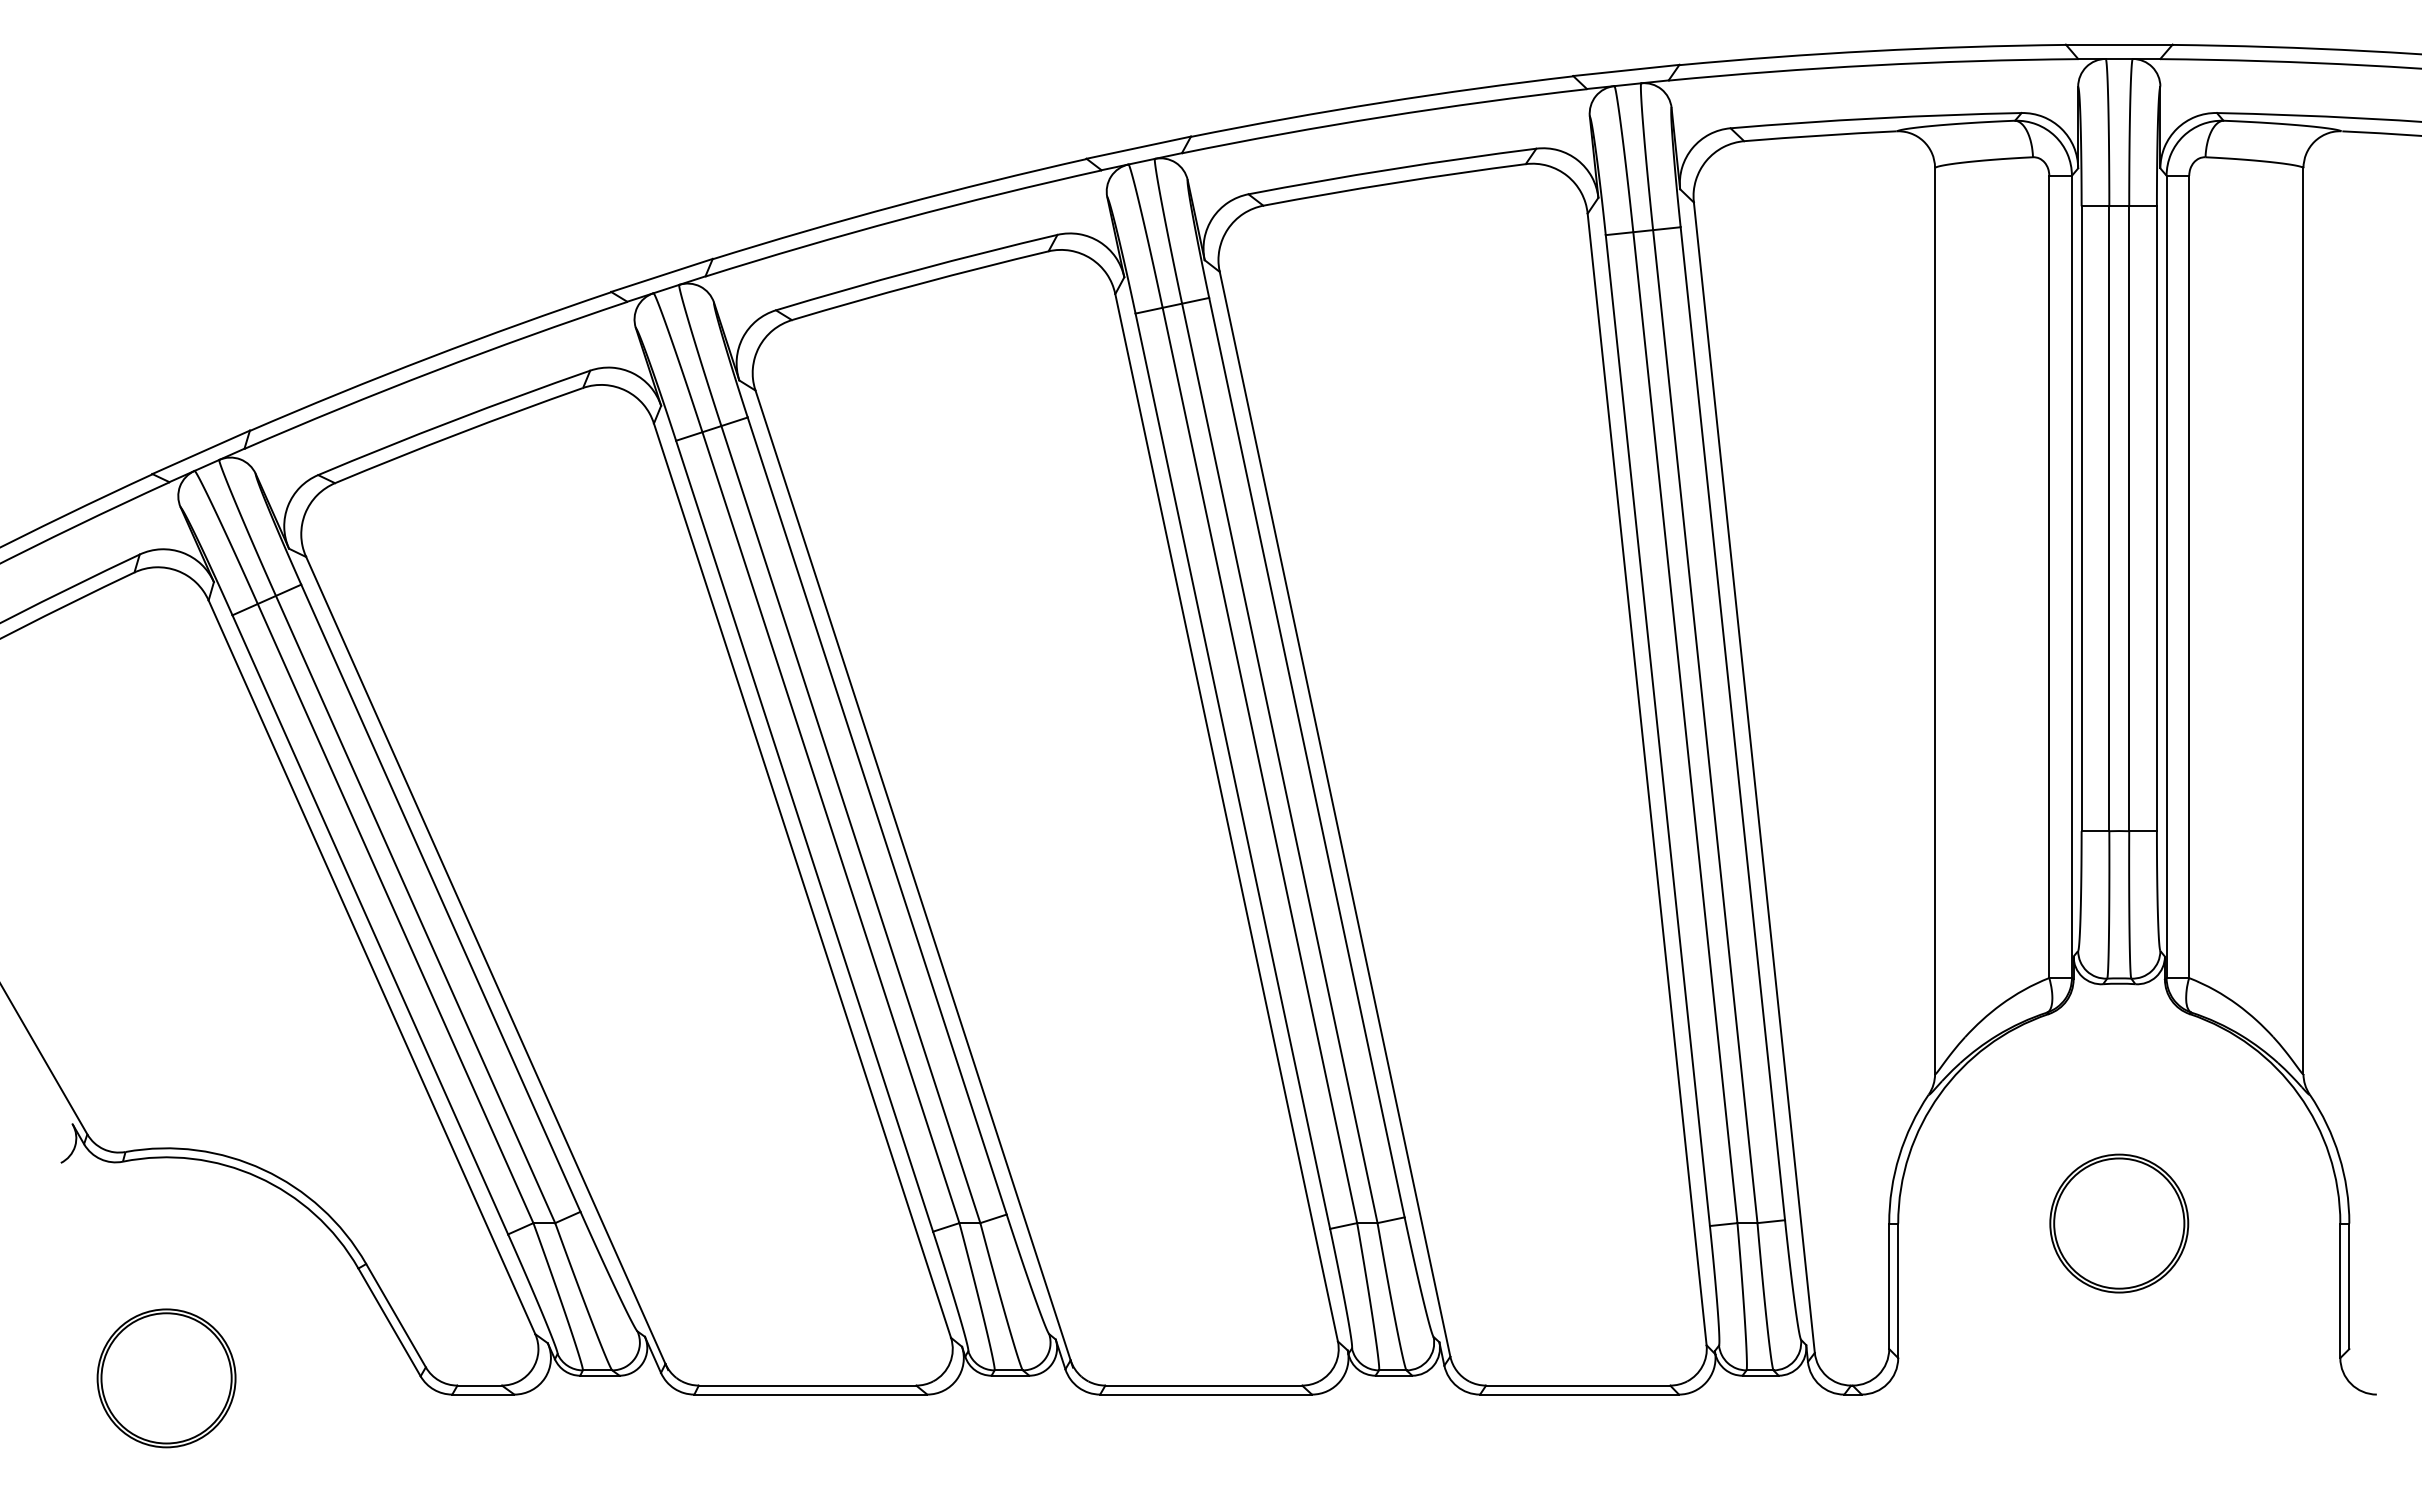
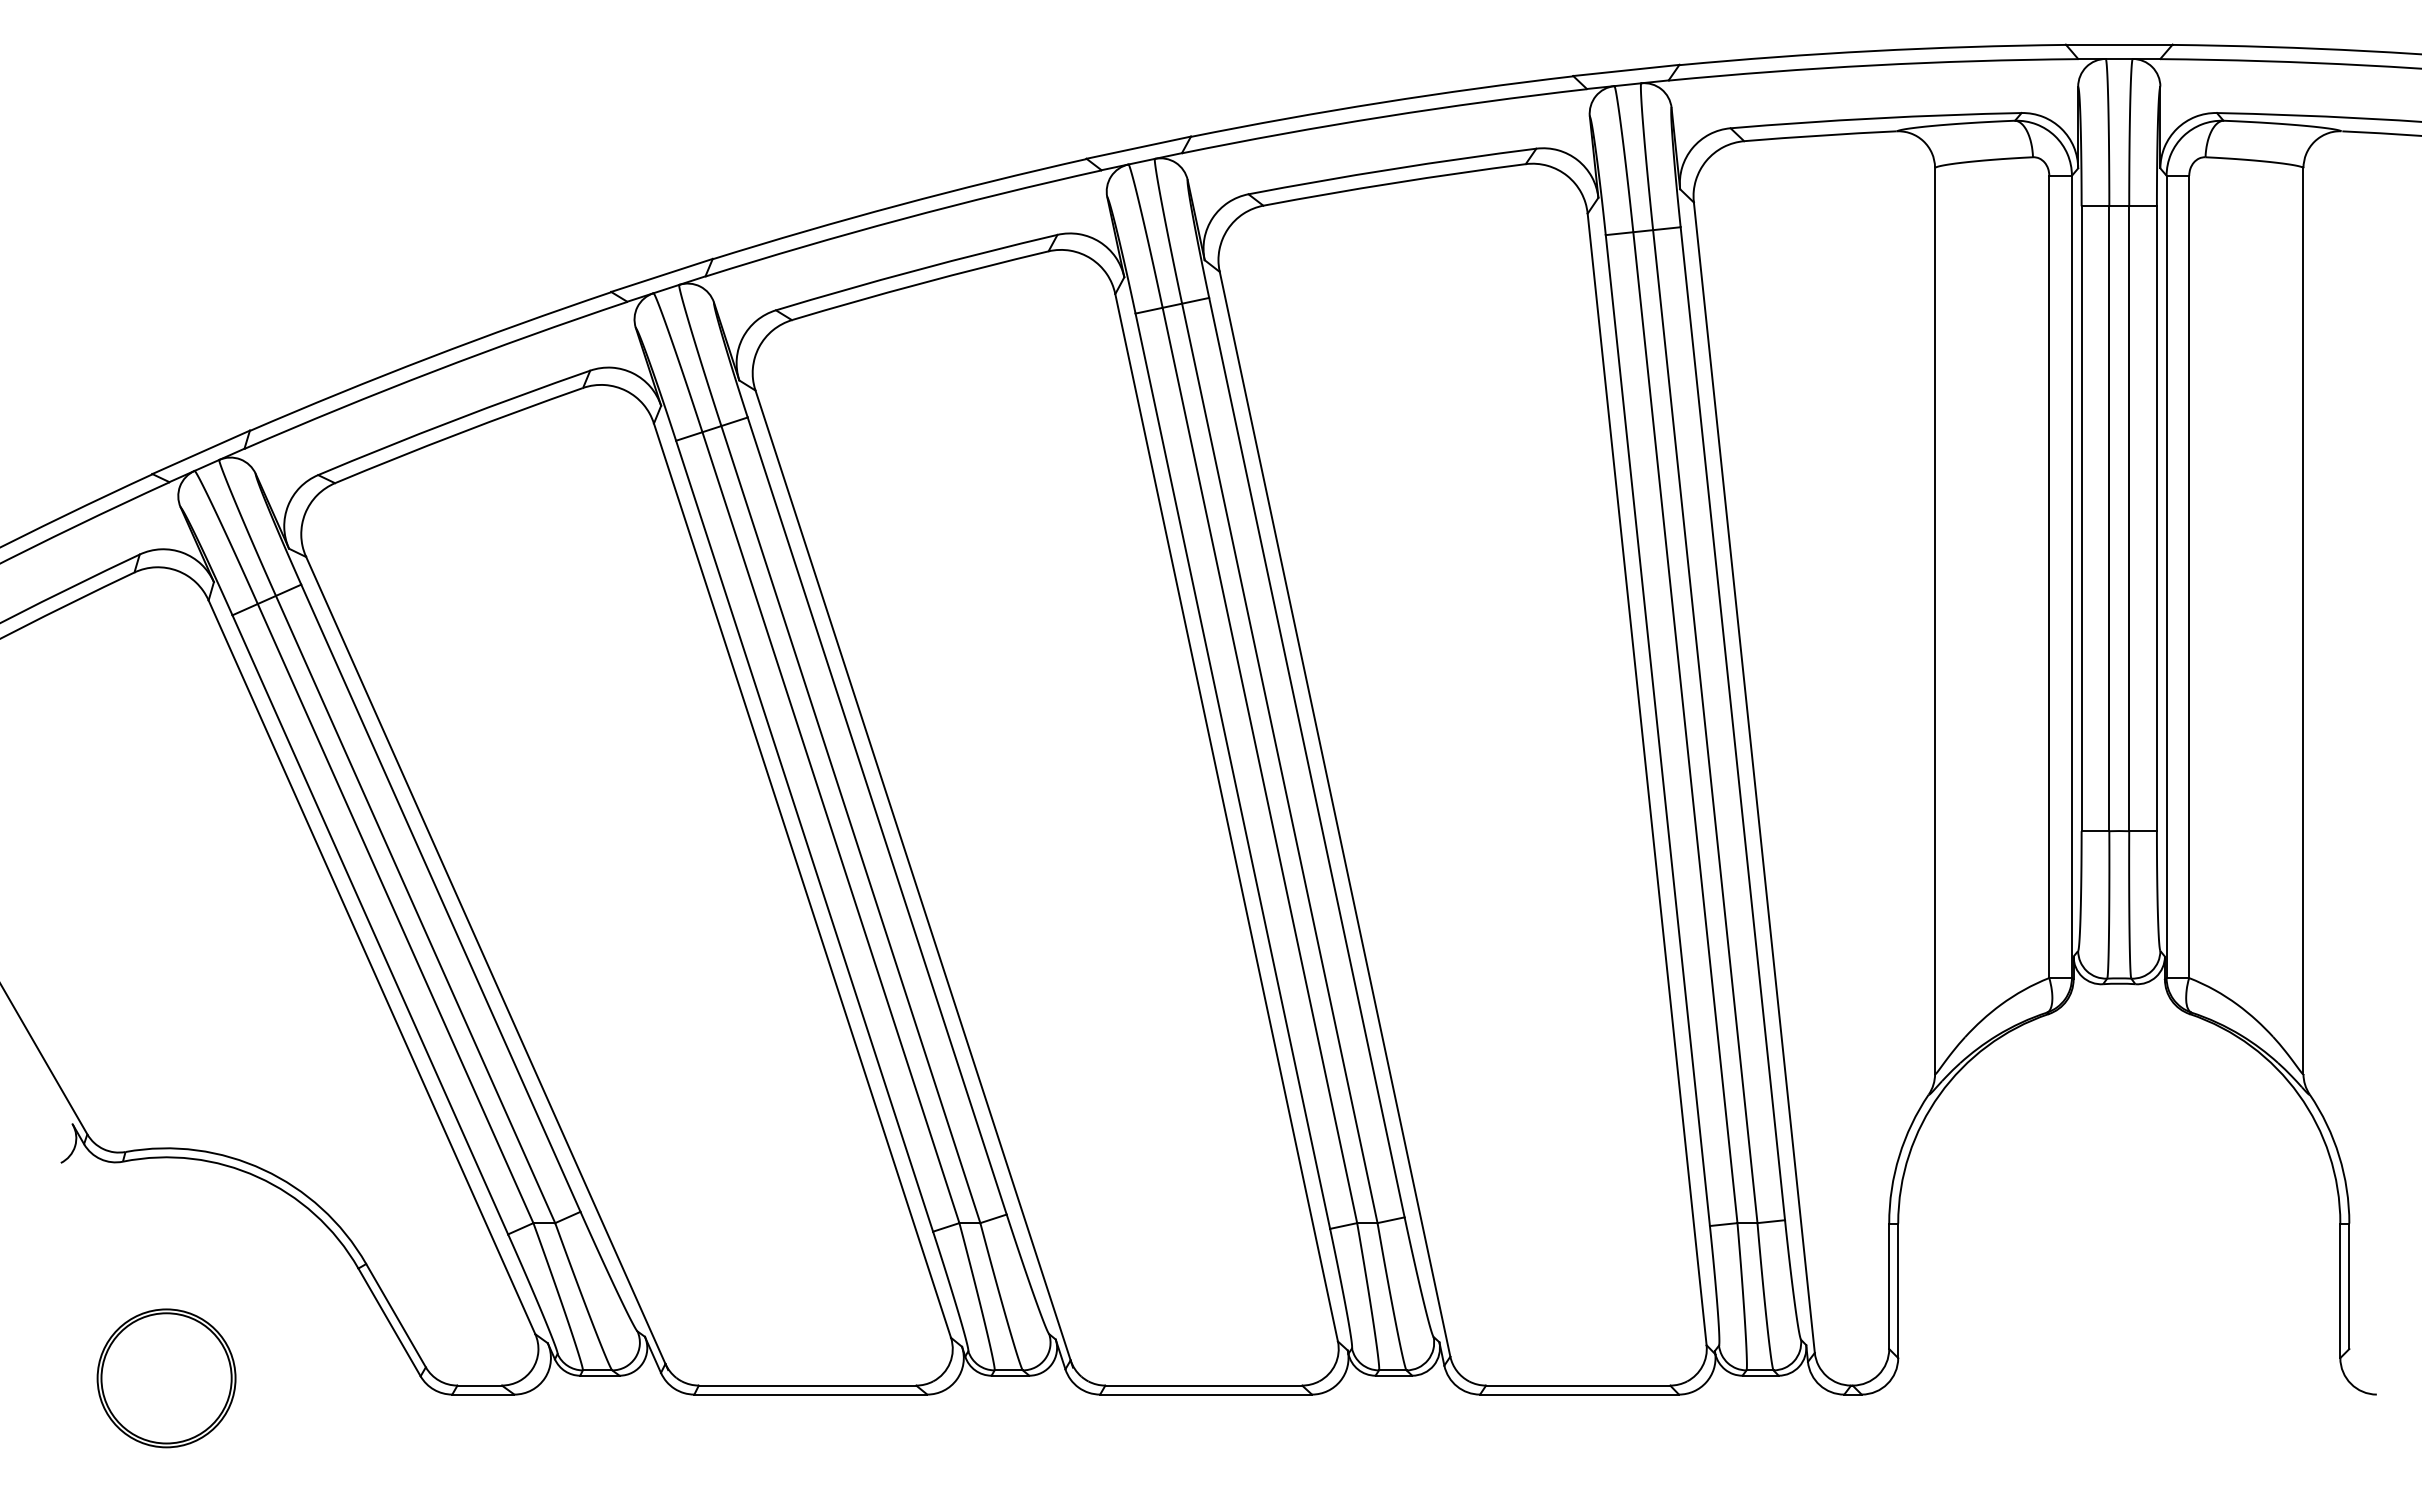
part: present -> none (2119, 1223)
